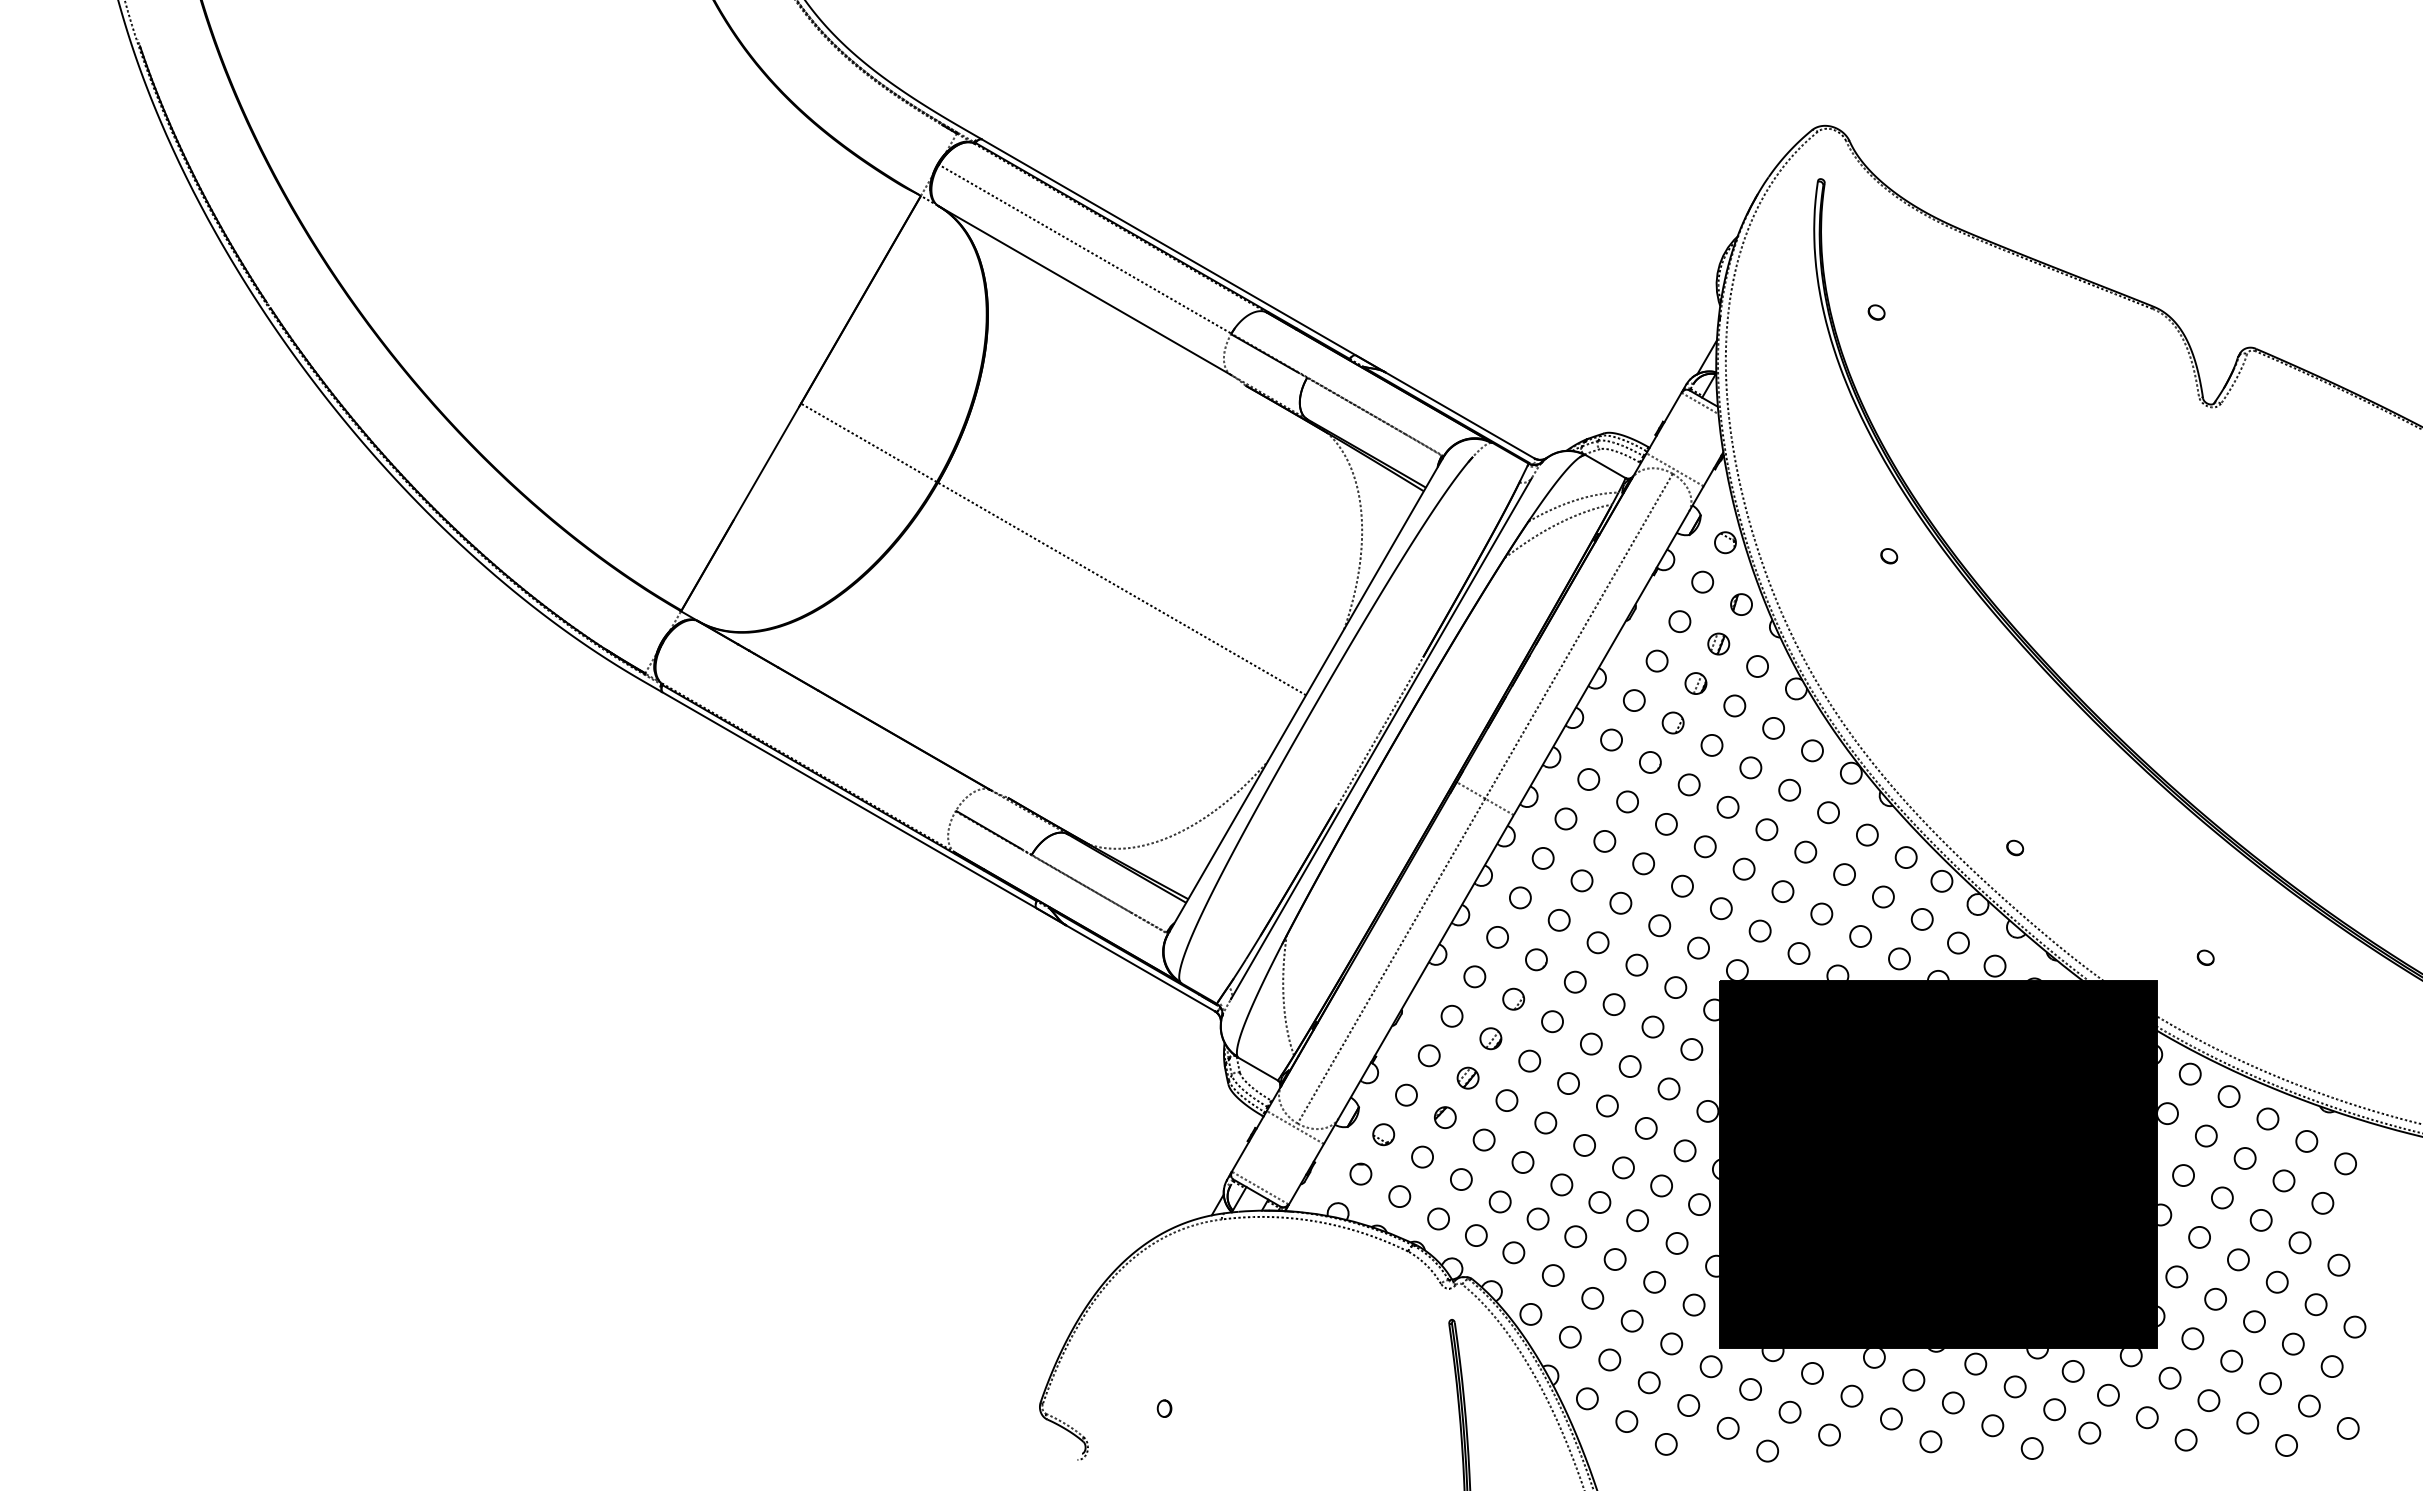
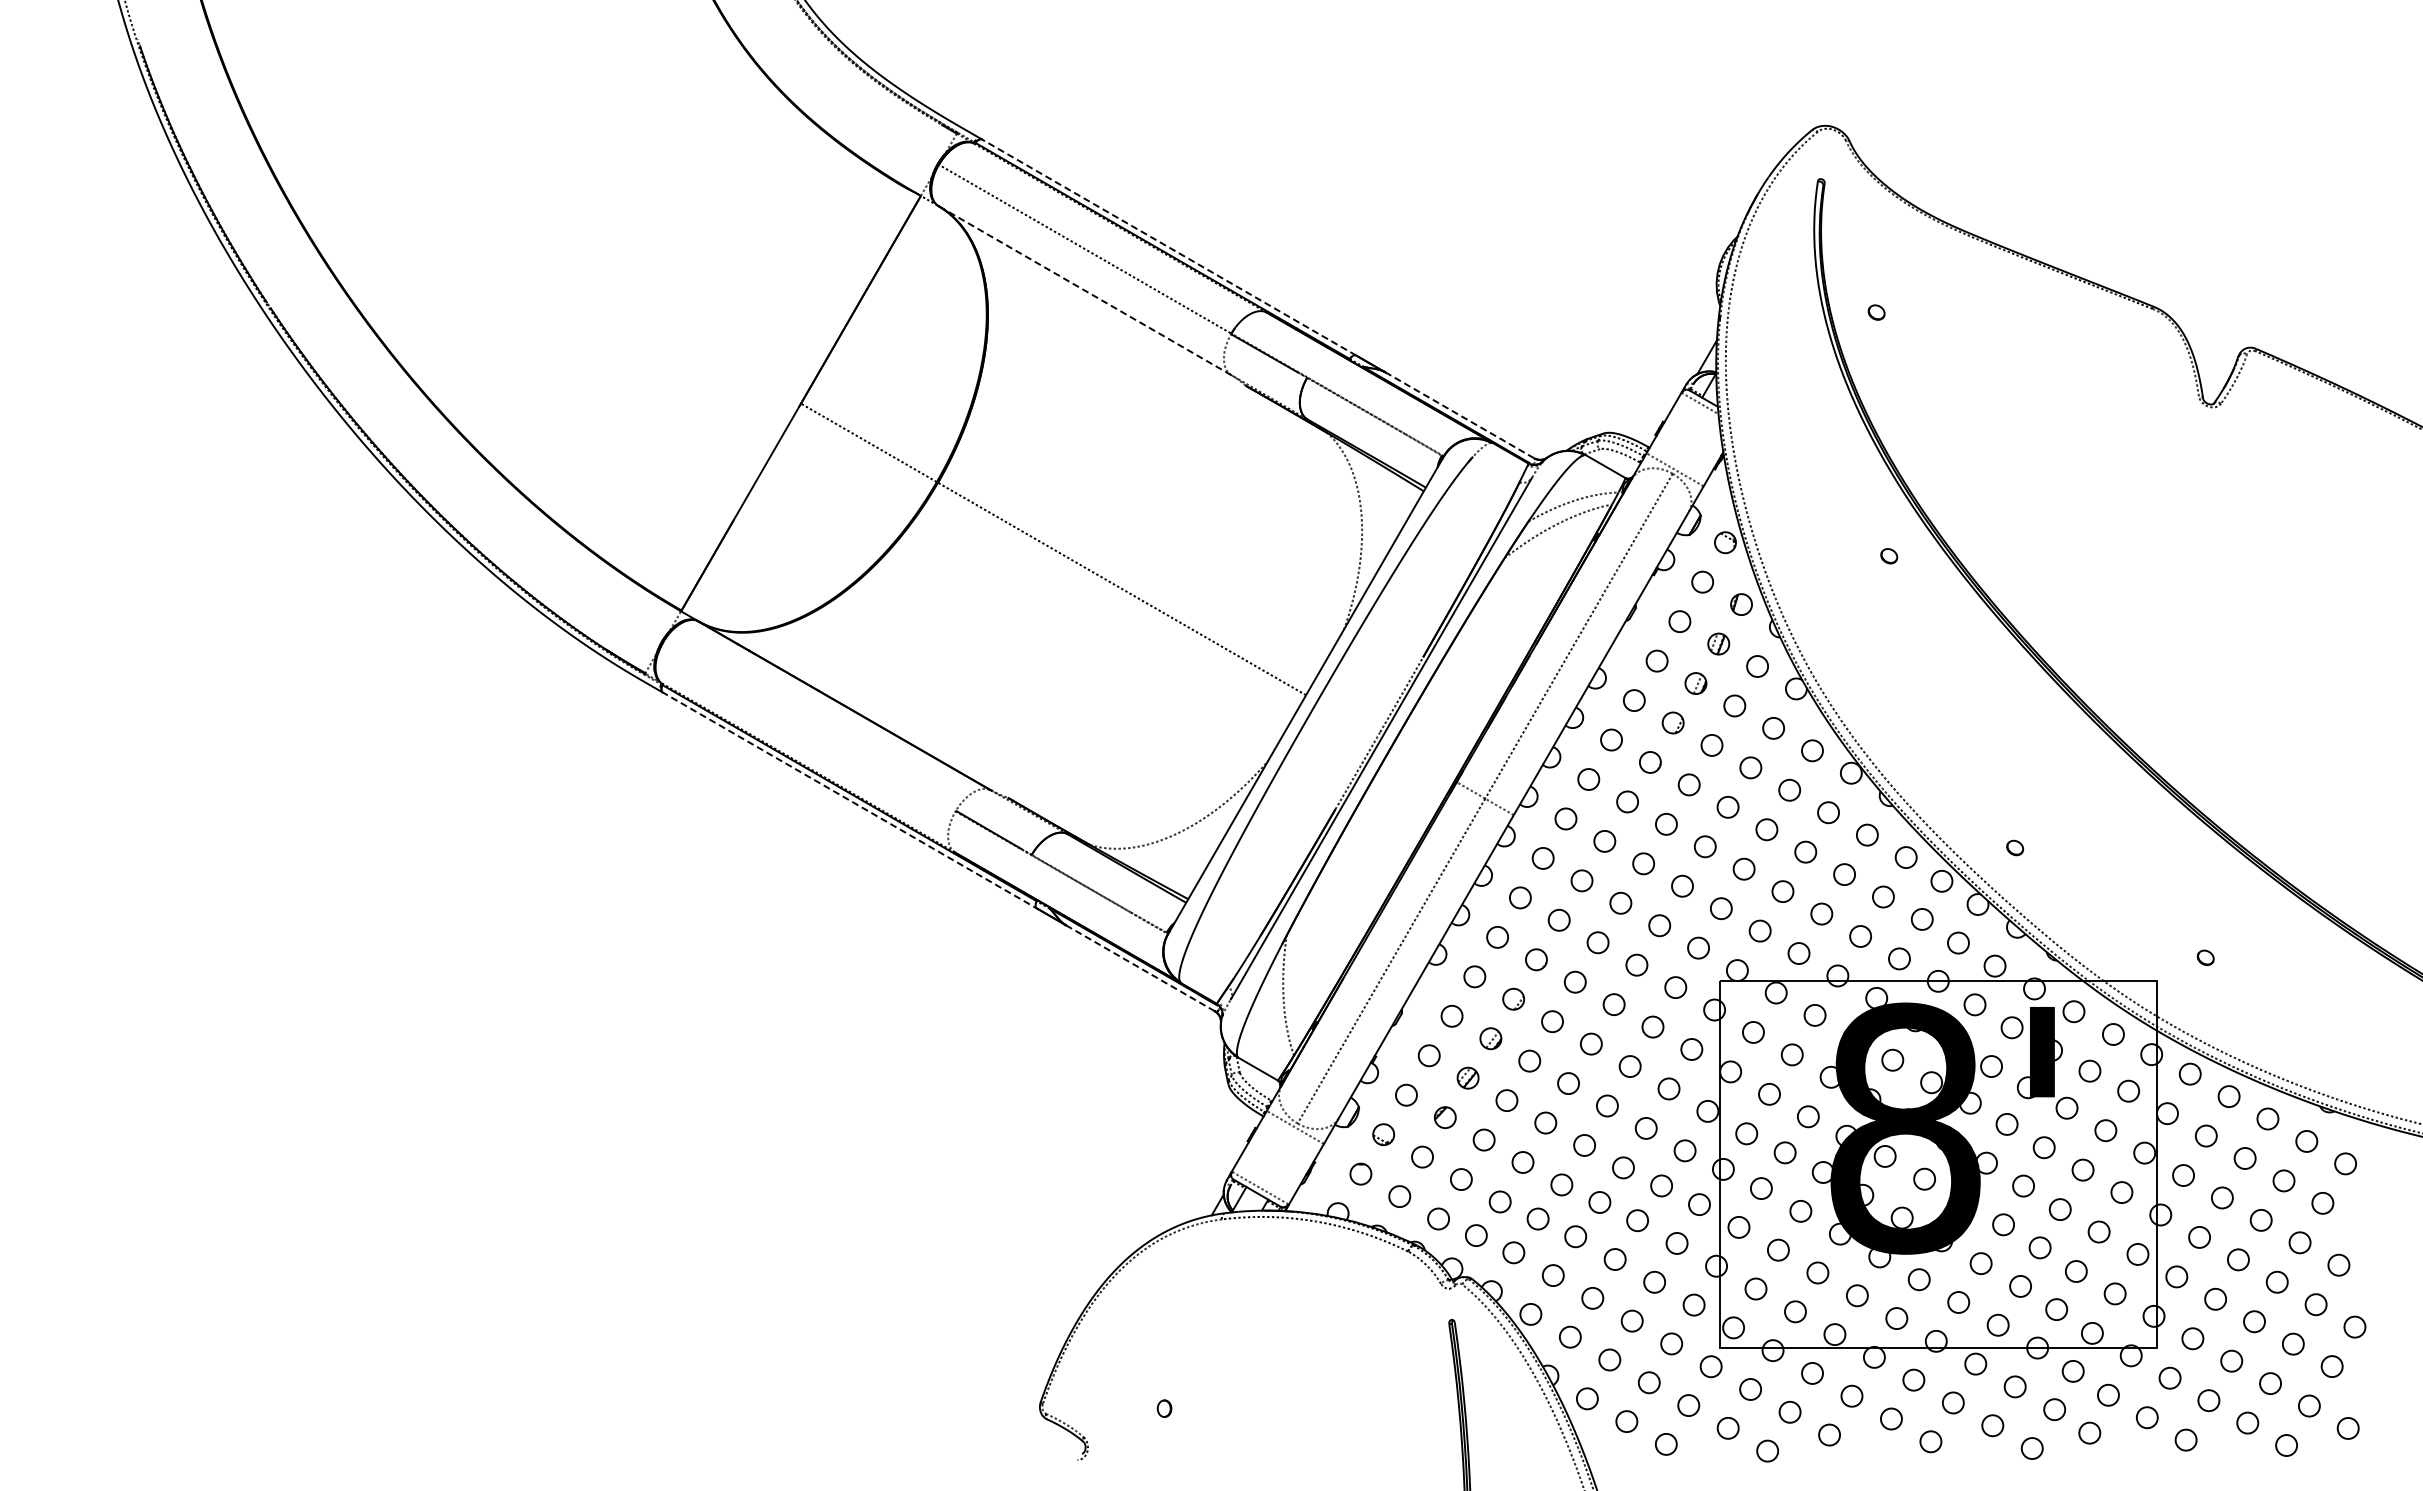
line: solid -> dashed (1168, 247)
line: solid -> dashed (1085, 290)
line: solid -> dashed (1460, 415)
line: solid -> dashed (849, 800)
line: solid -> dashed (1140, 968)
fill: present -> none (1938, 1164)
